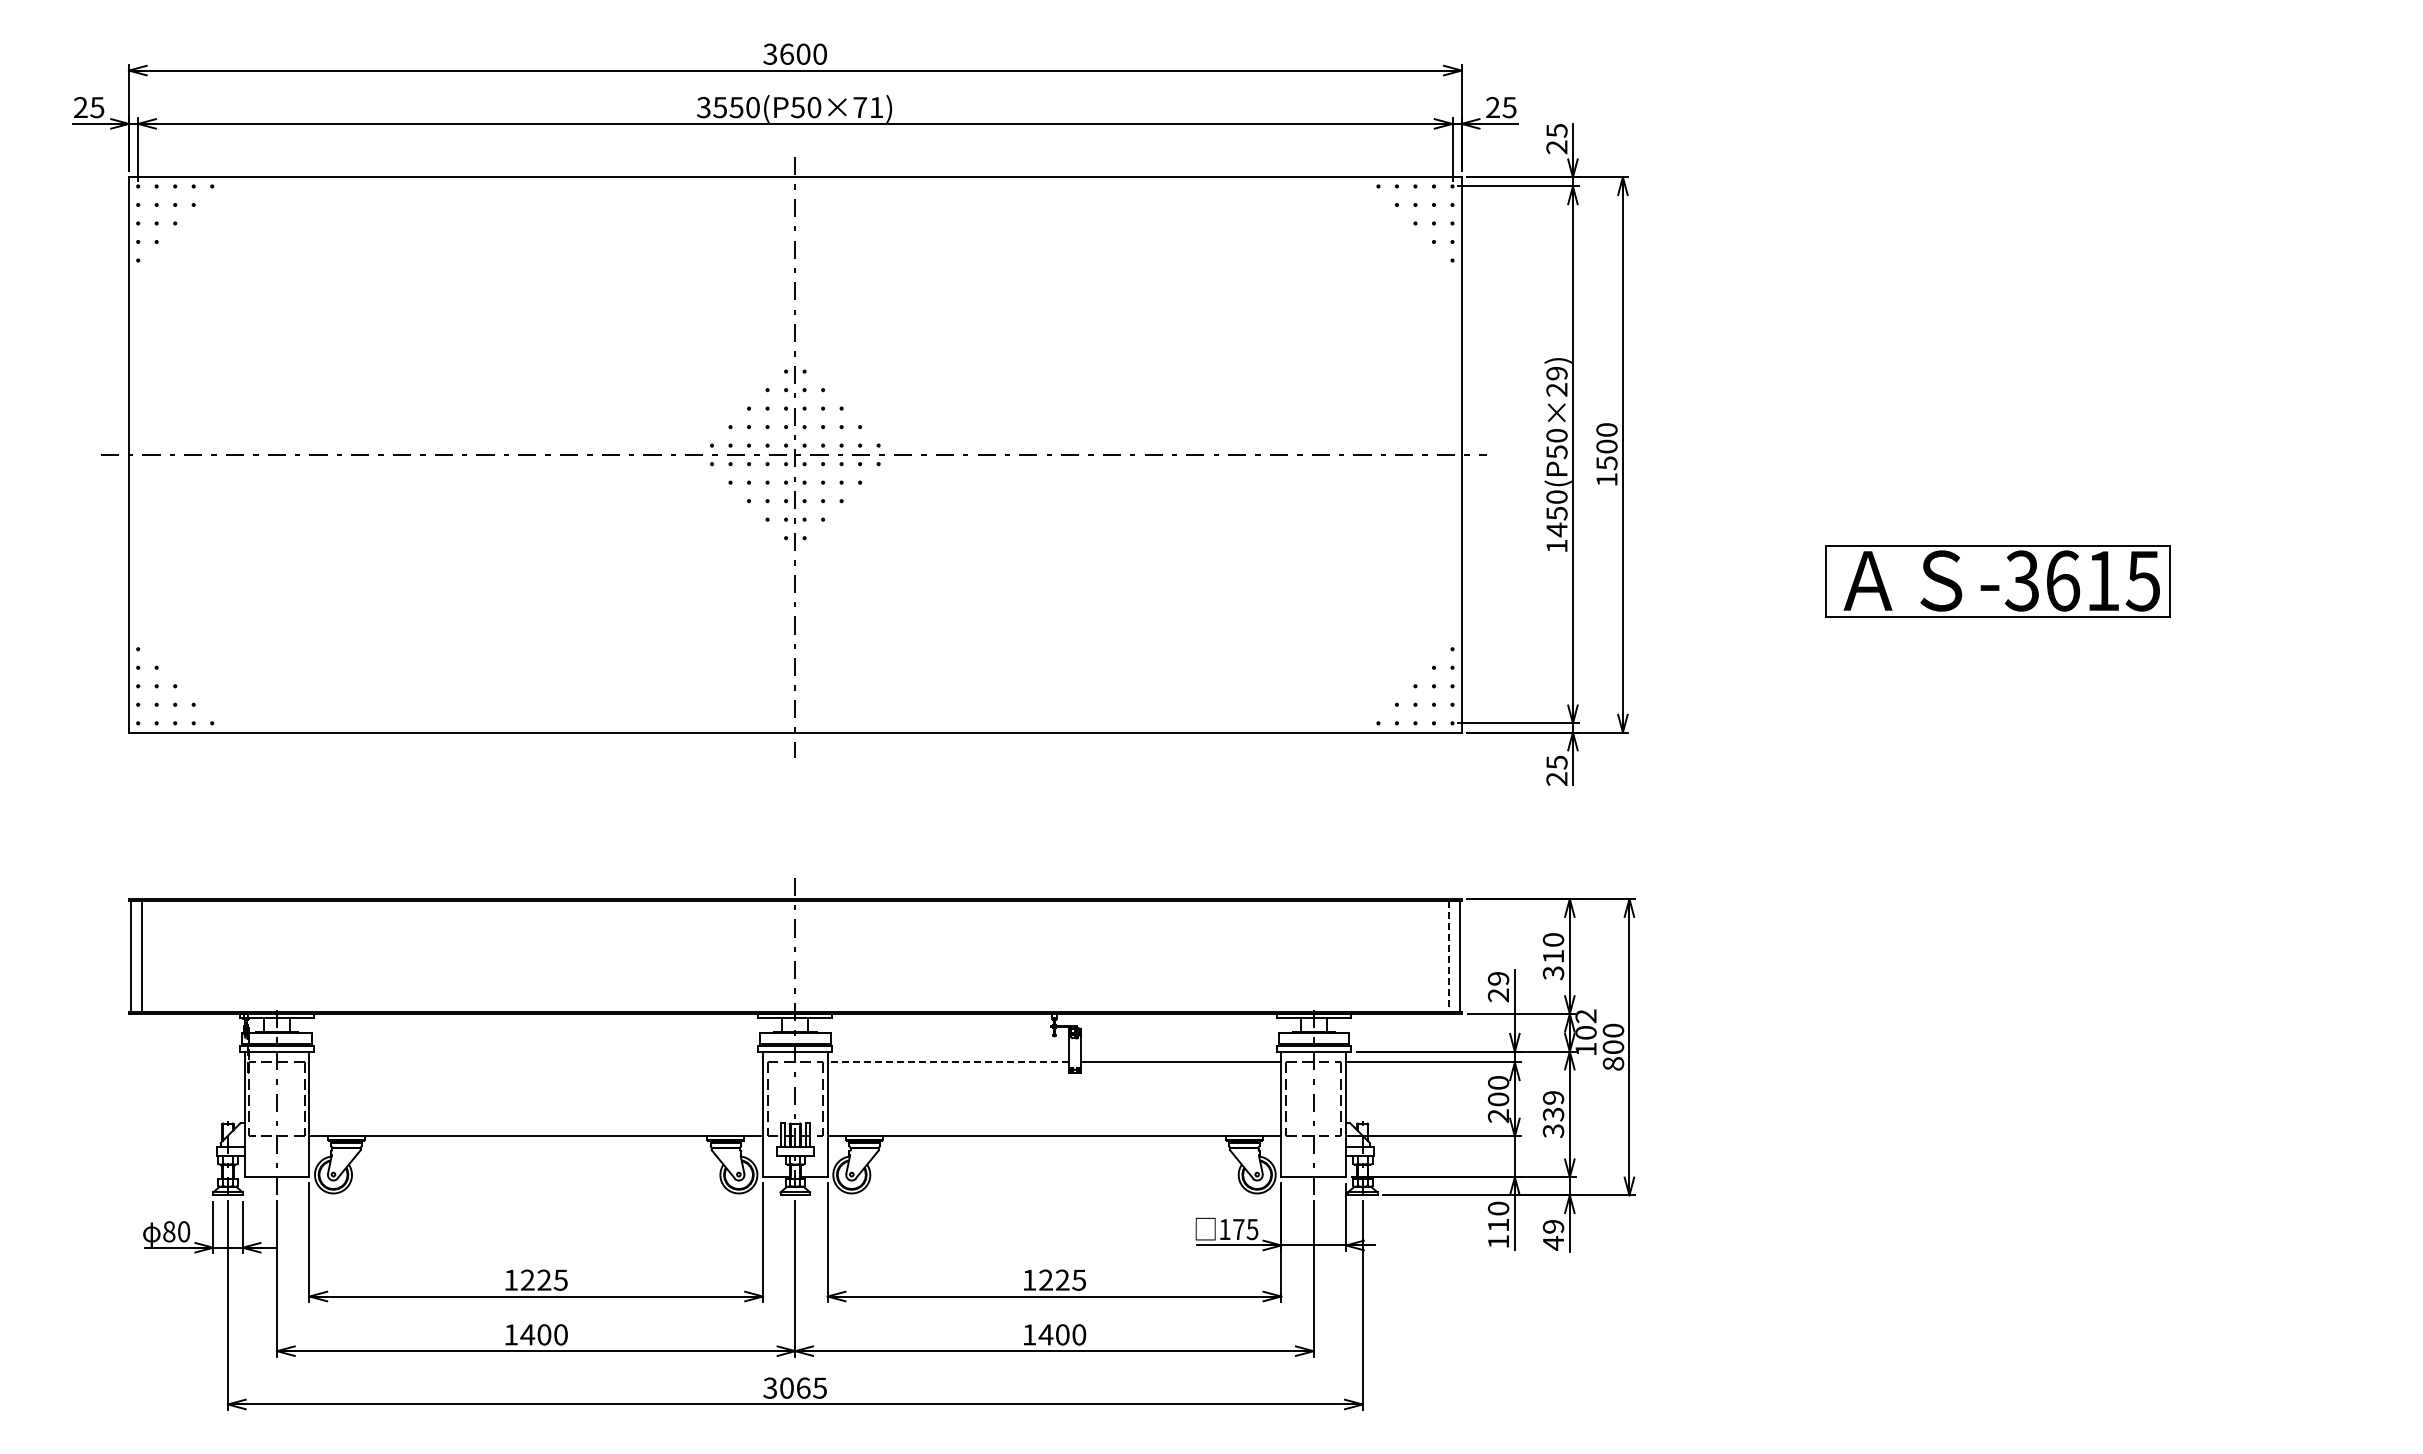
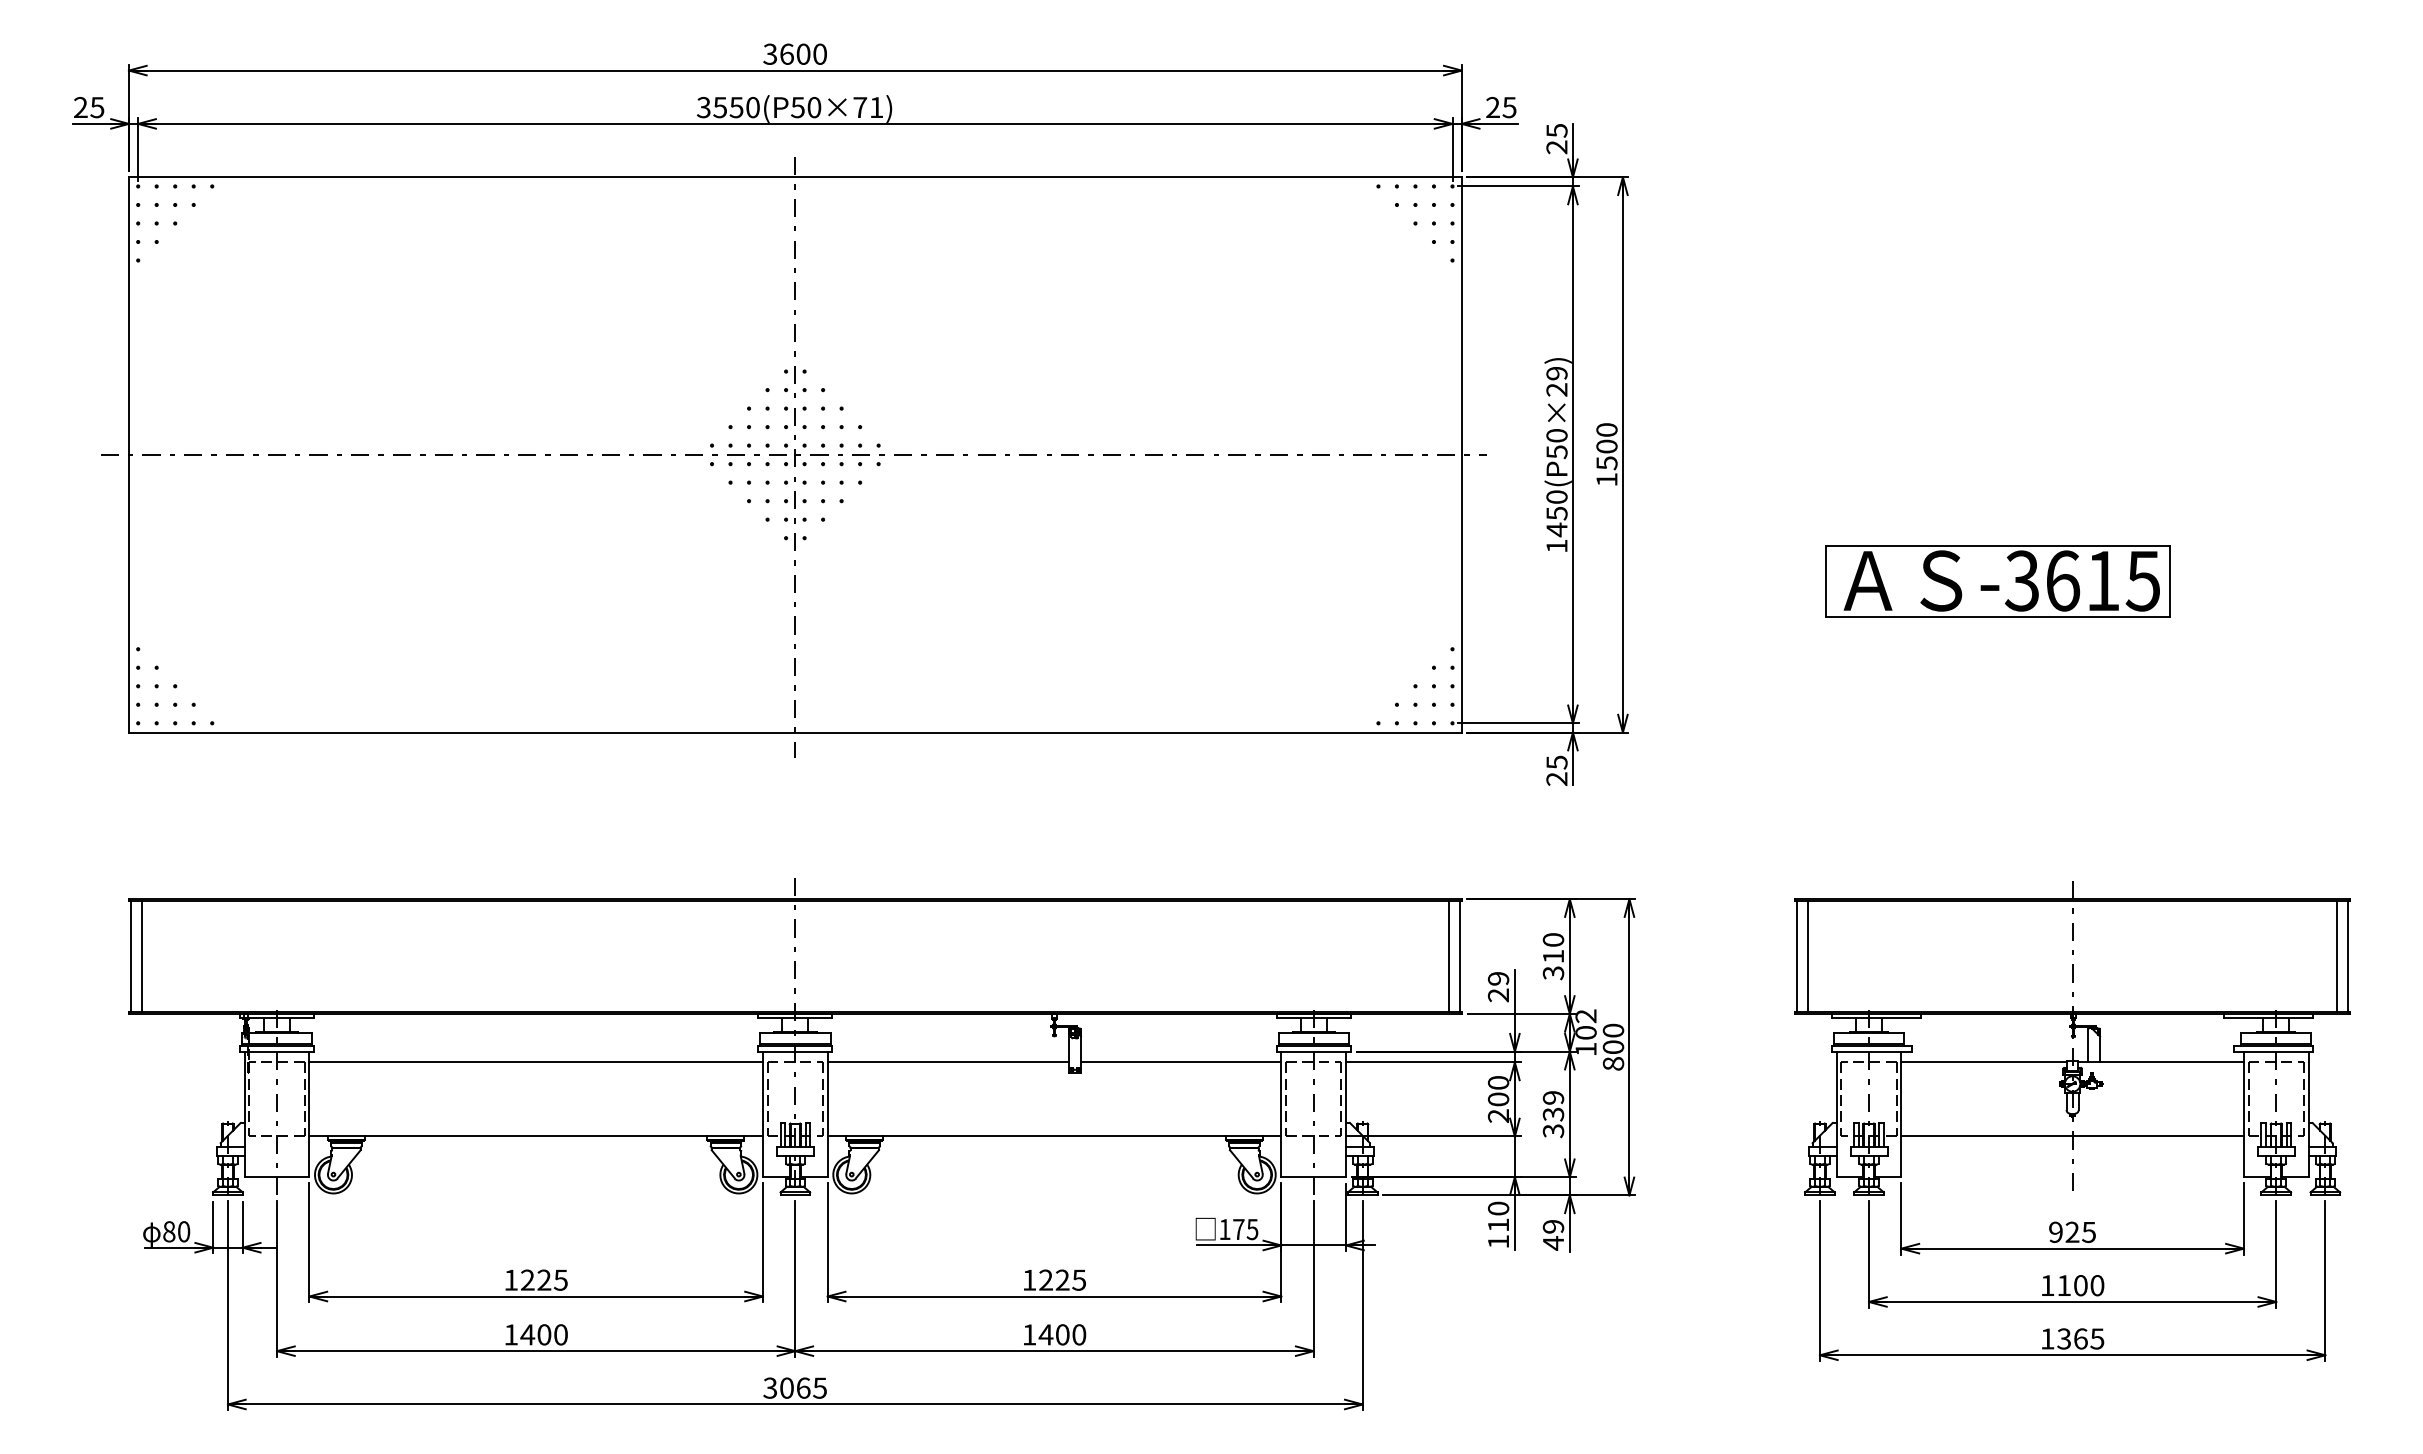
line: dashed -> solid (1448, 956)
line: none -> present (535, 1062)
line: dashed -> solid (948, 1062)
part: none -> present (2072, 1121)
